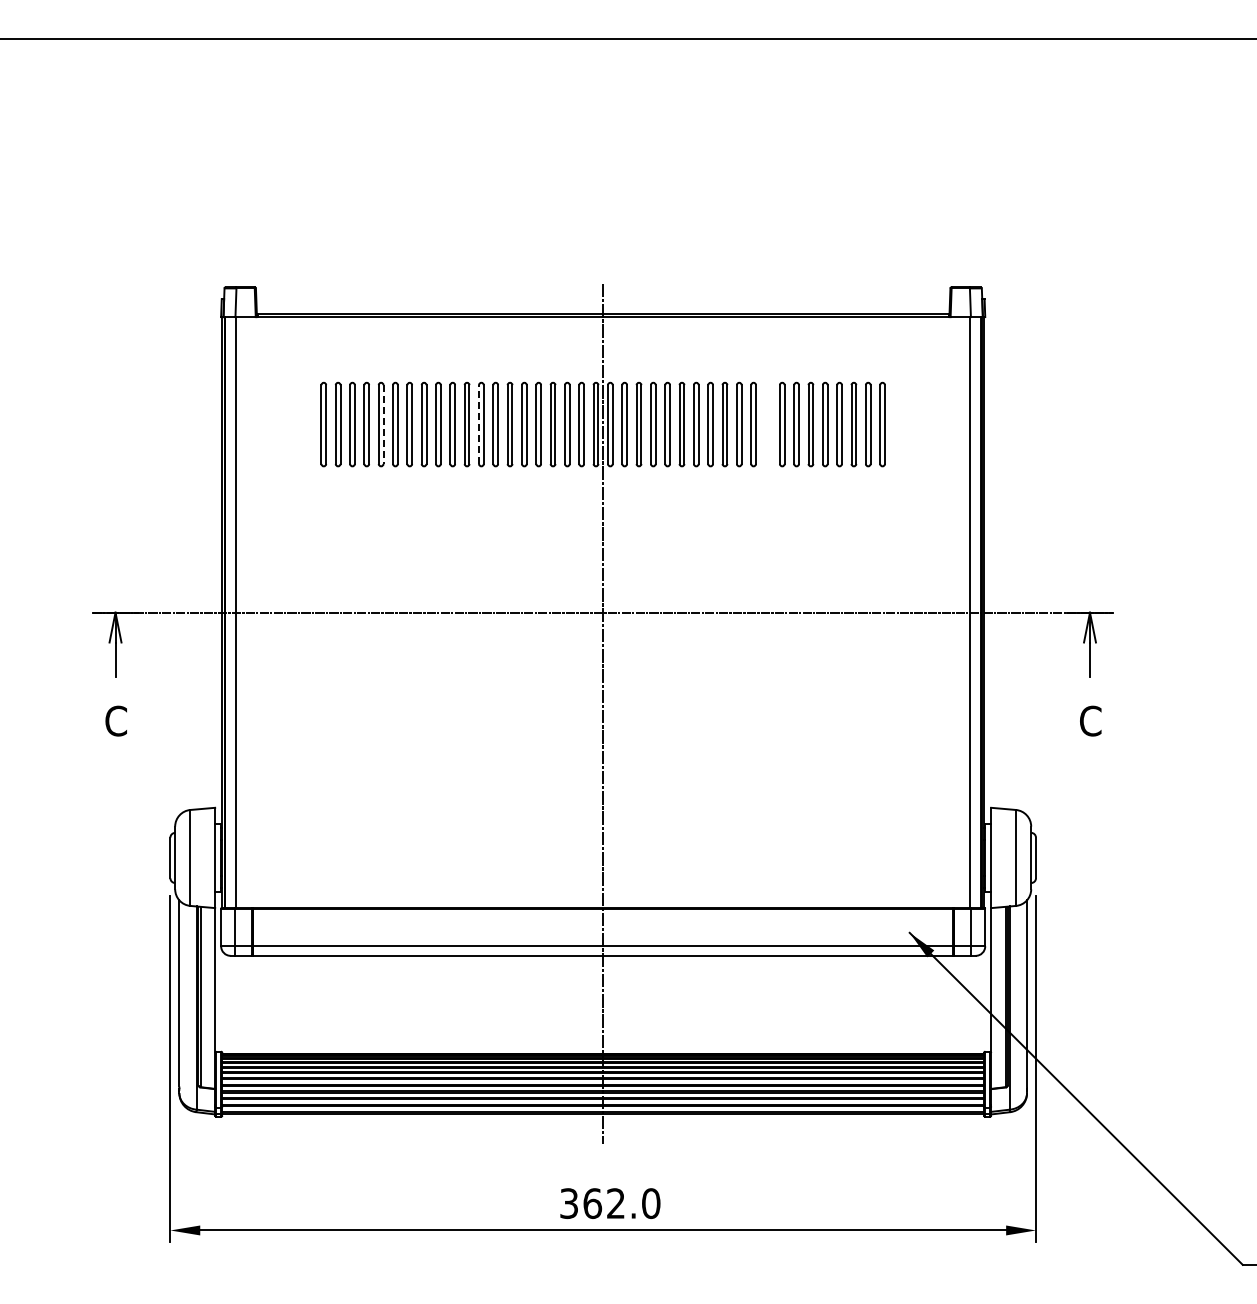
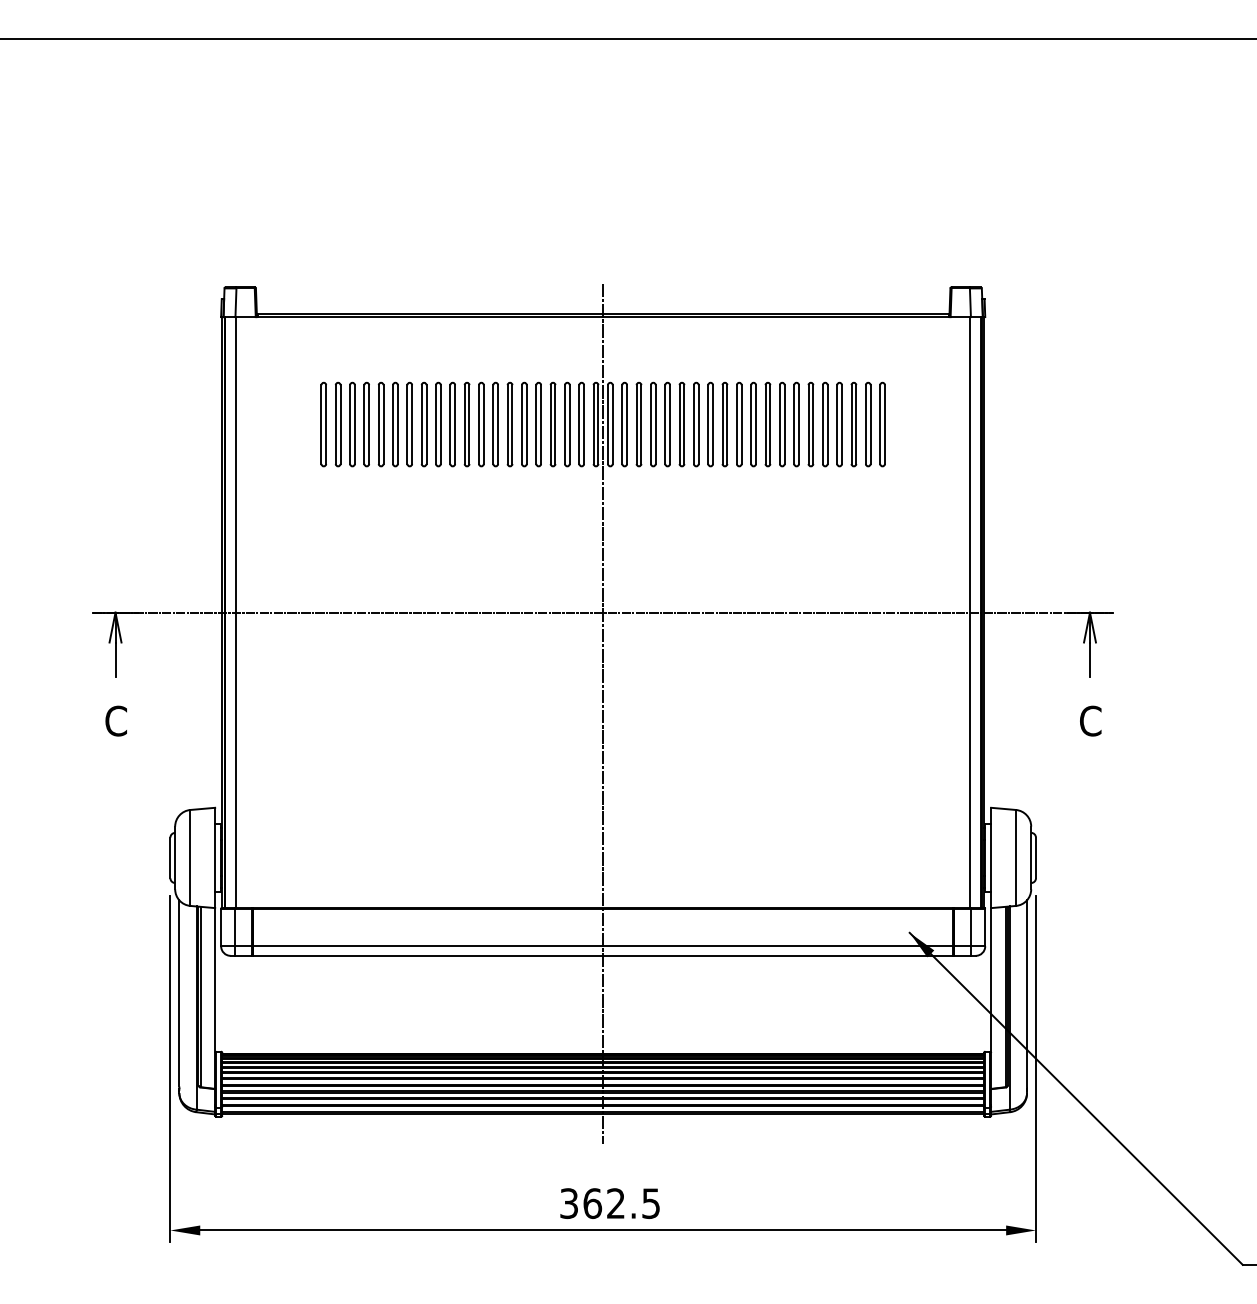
line: dashed -> solid (479, 424)
part: none -> present (767, 424)
line: dashed -> solid (383, 425)
text: 362.0 -> 362.5 (651, 1203)
